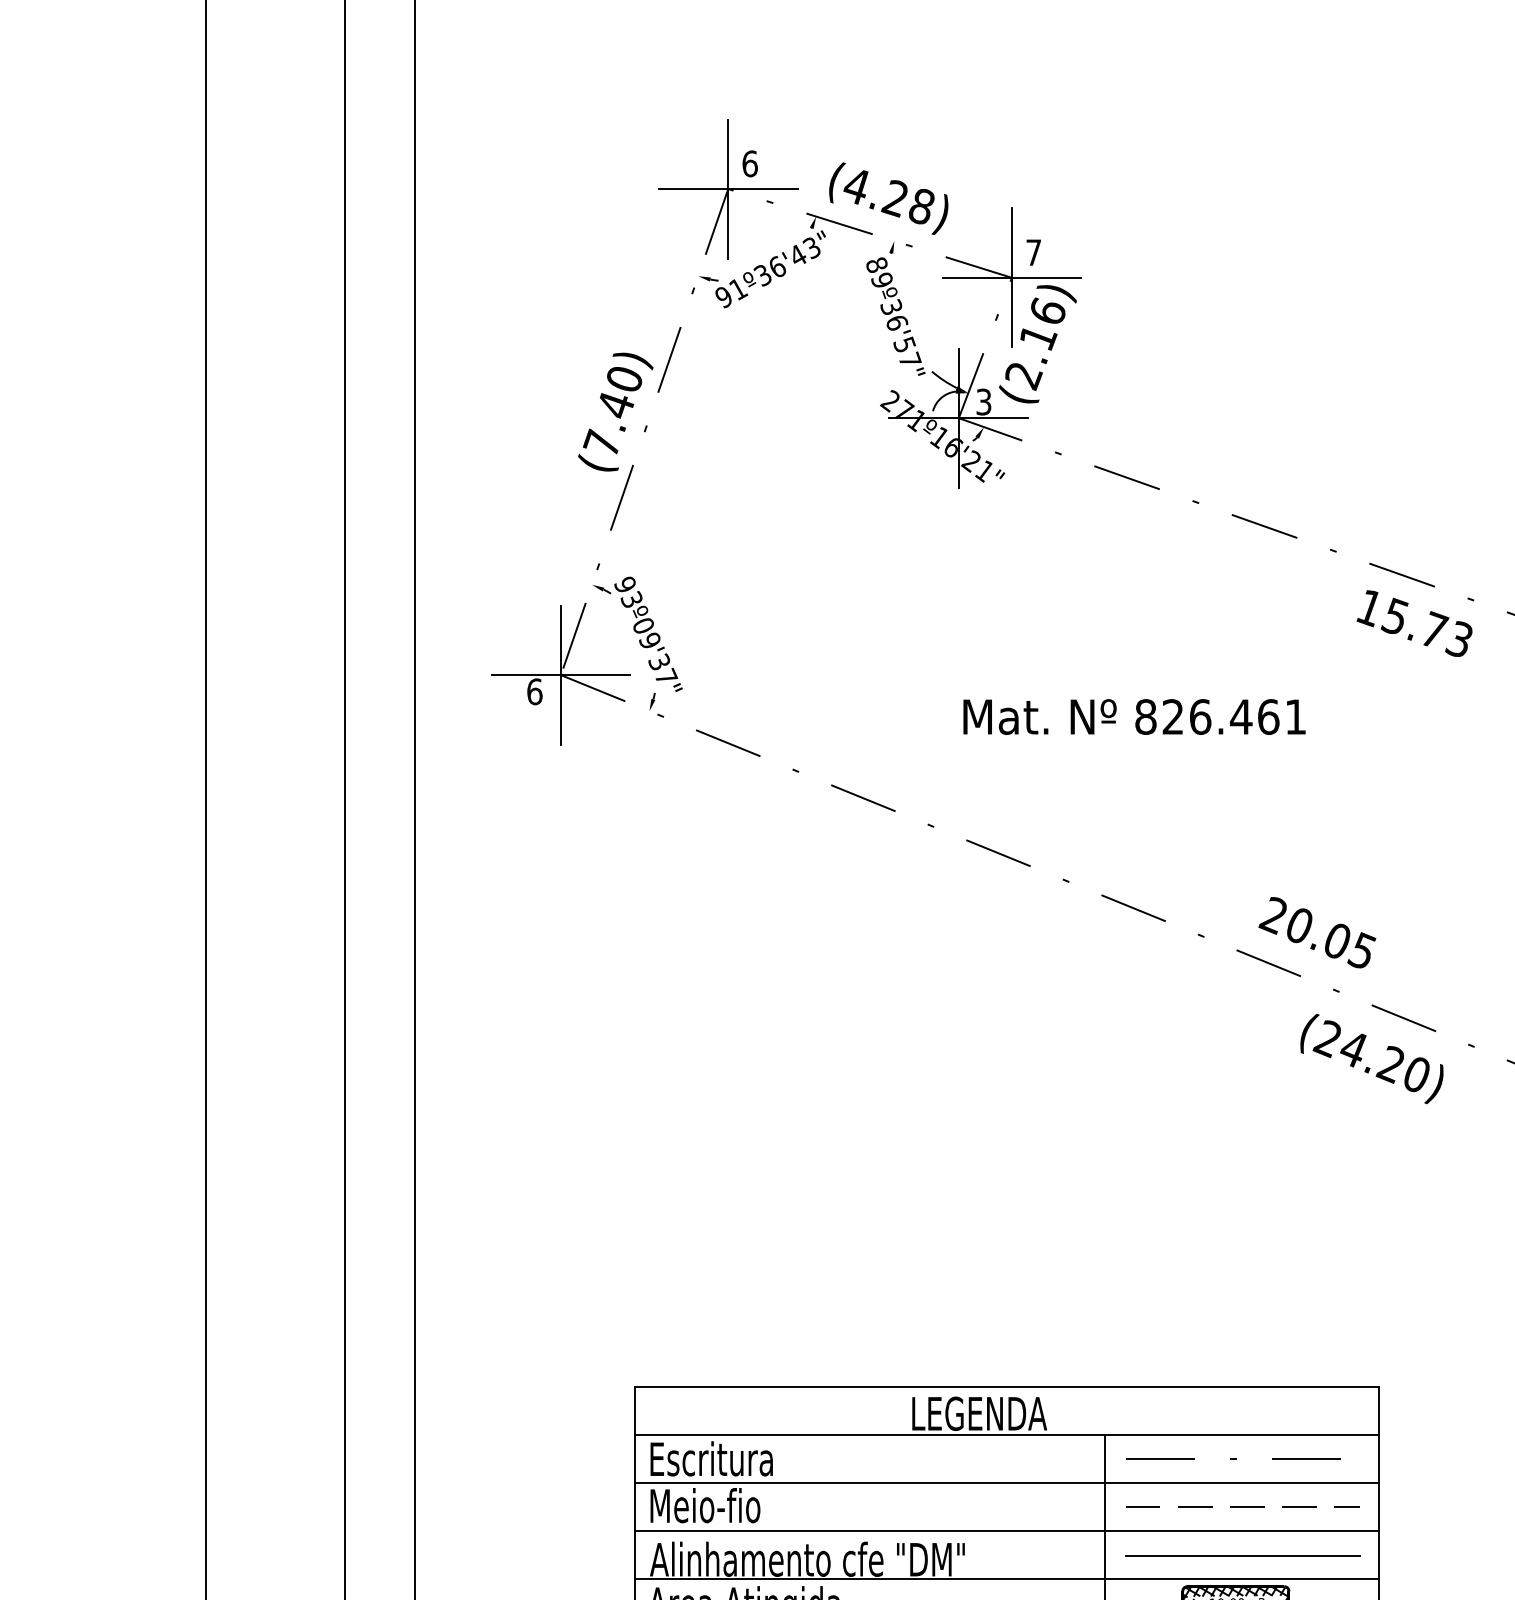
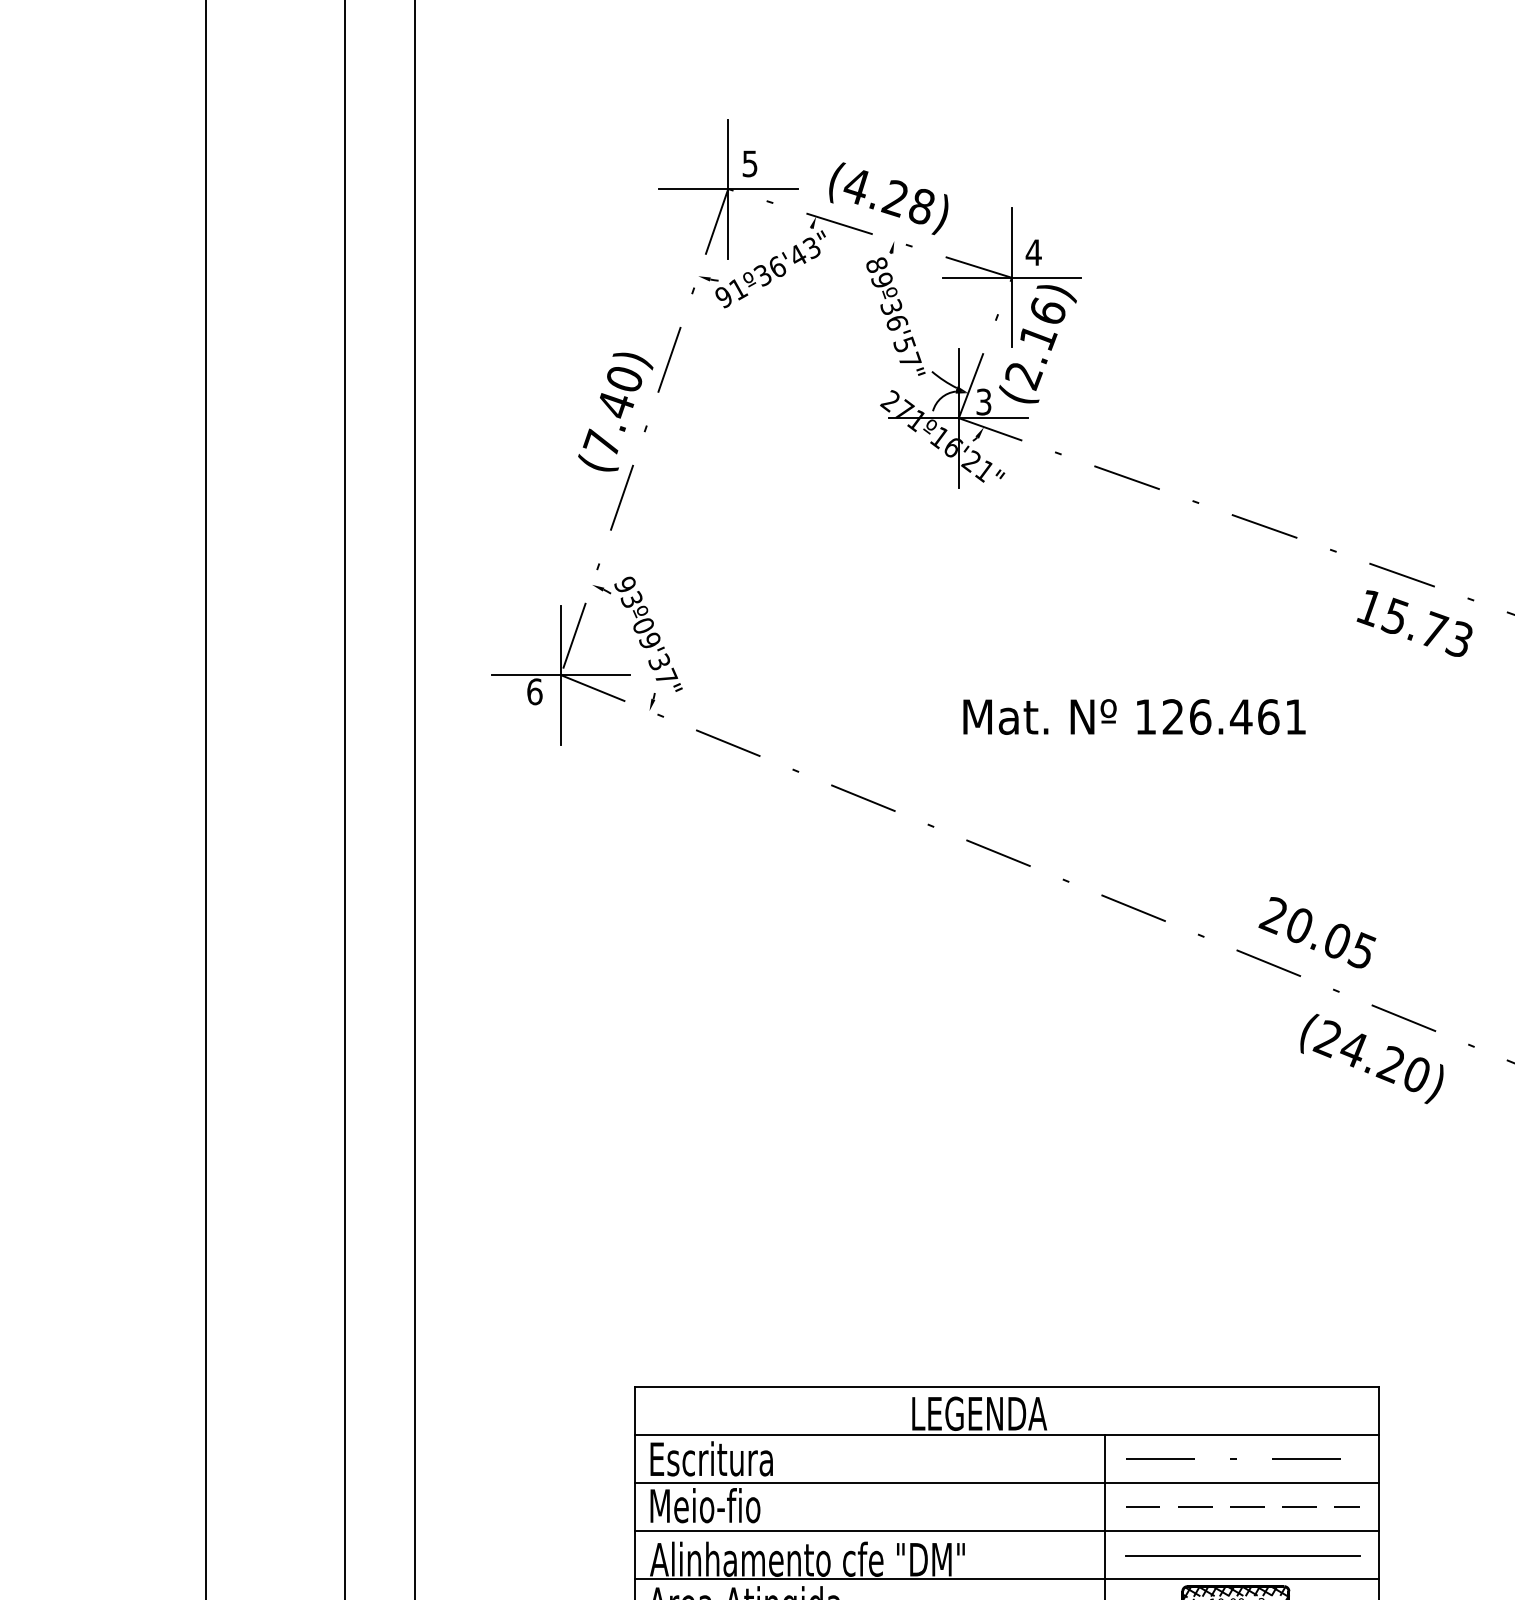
text: 6 -> 5 (749, 163)
text: 7 -> 4 (1033, 252)
text: 826.461 -> 126.461 (1145, 716)
